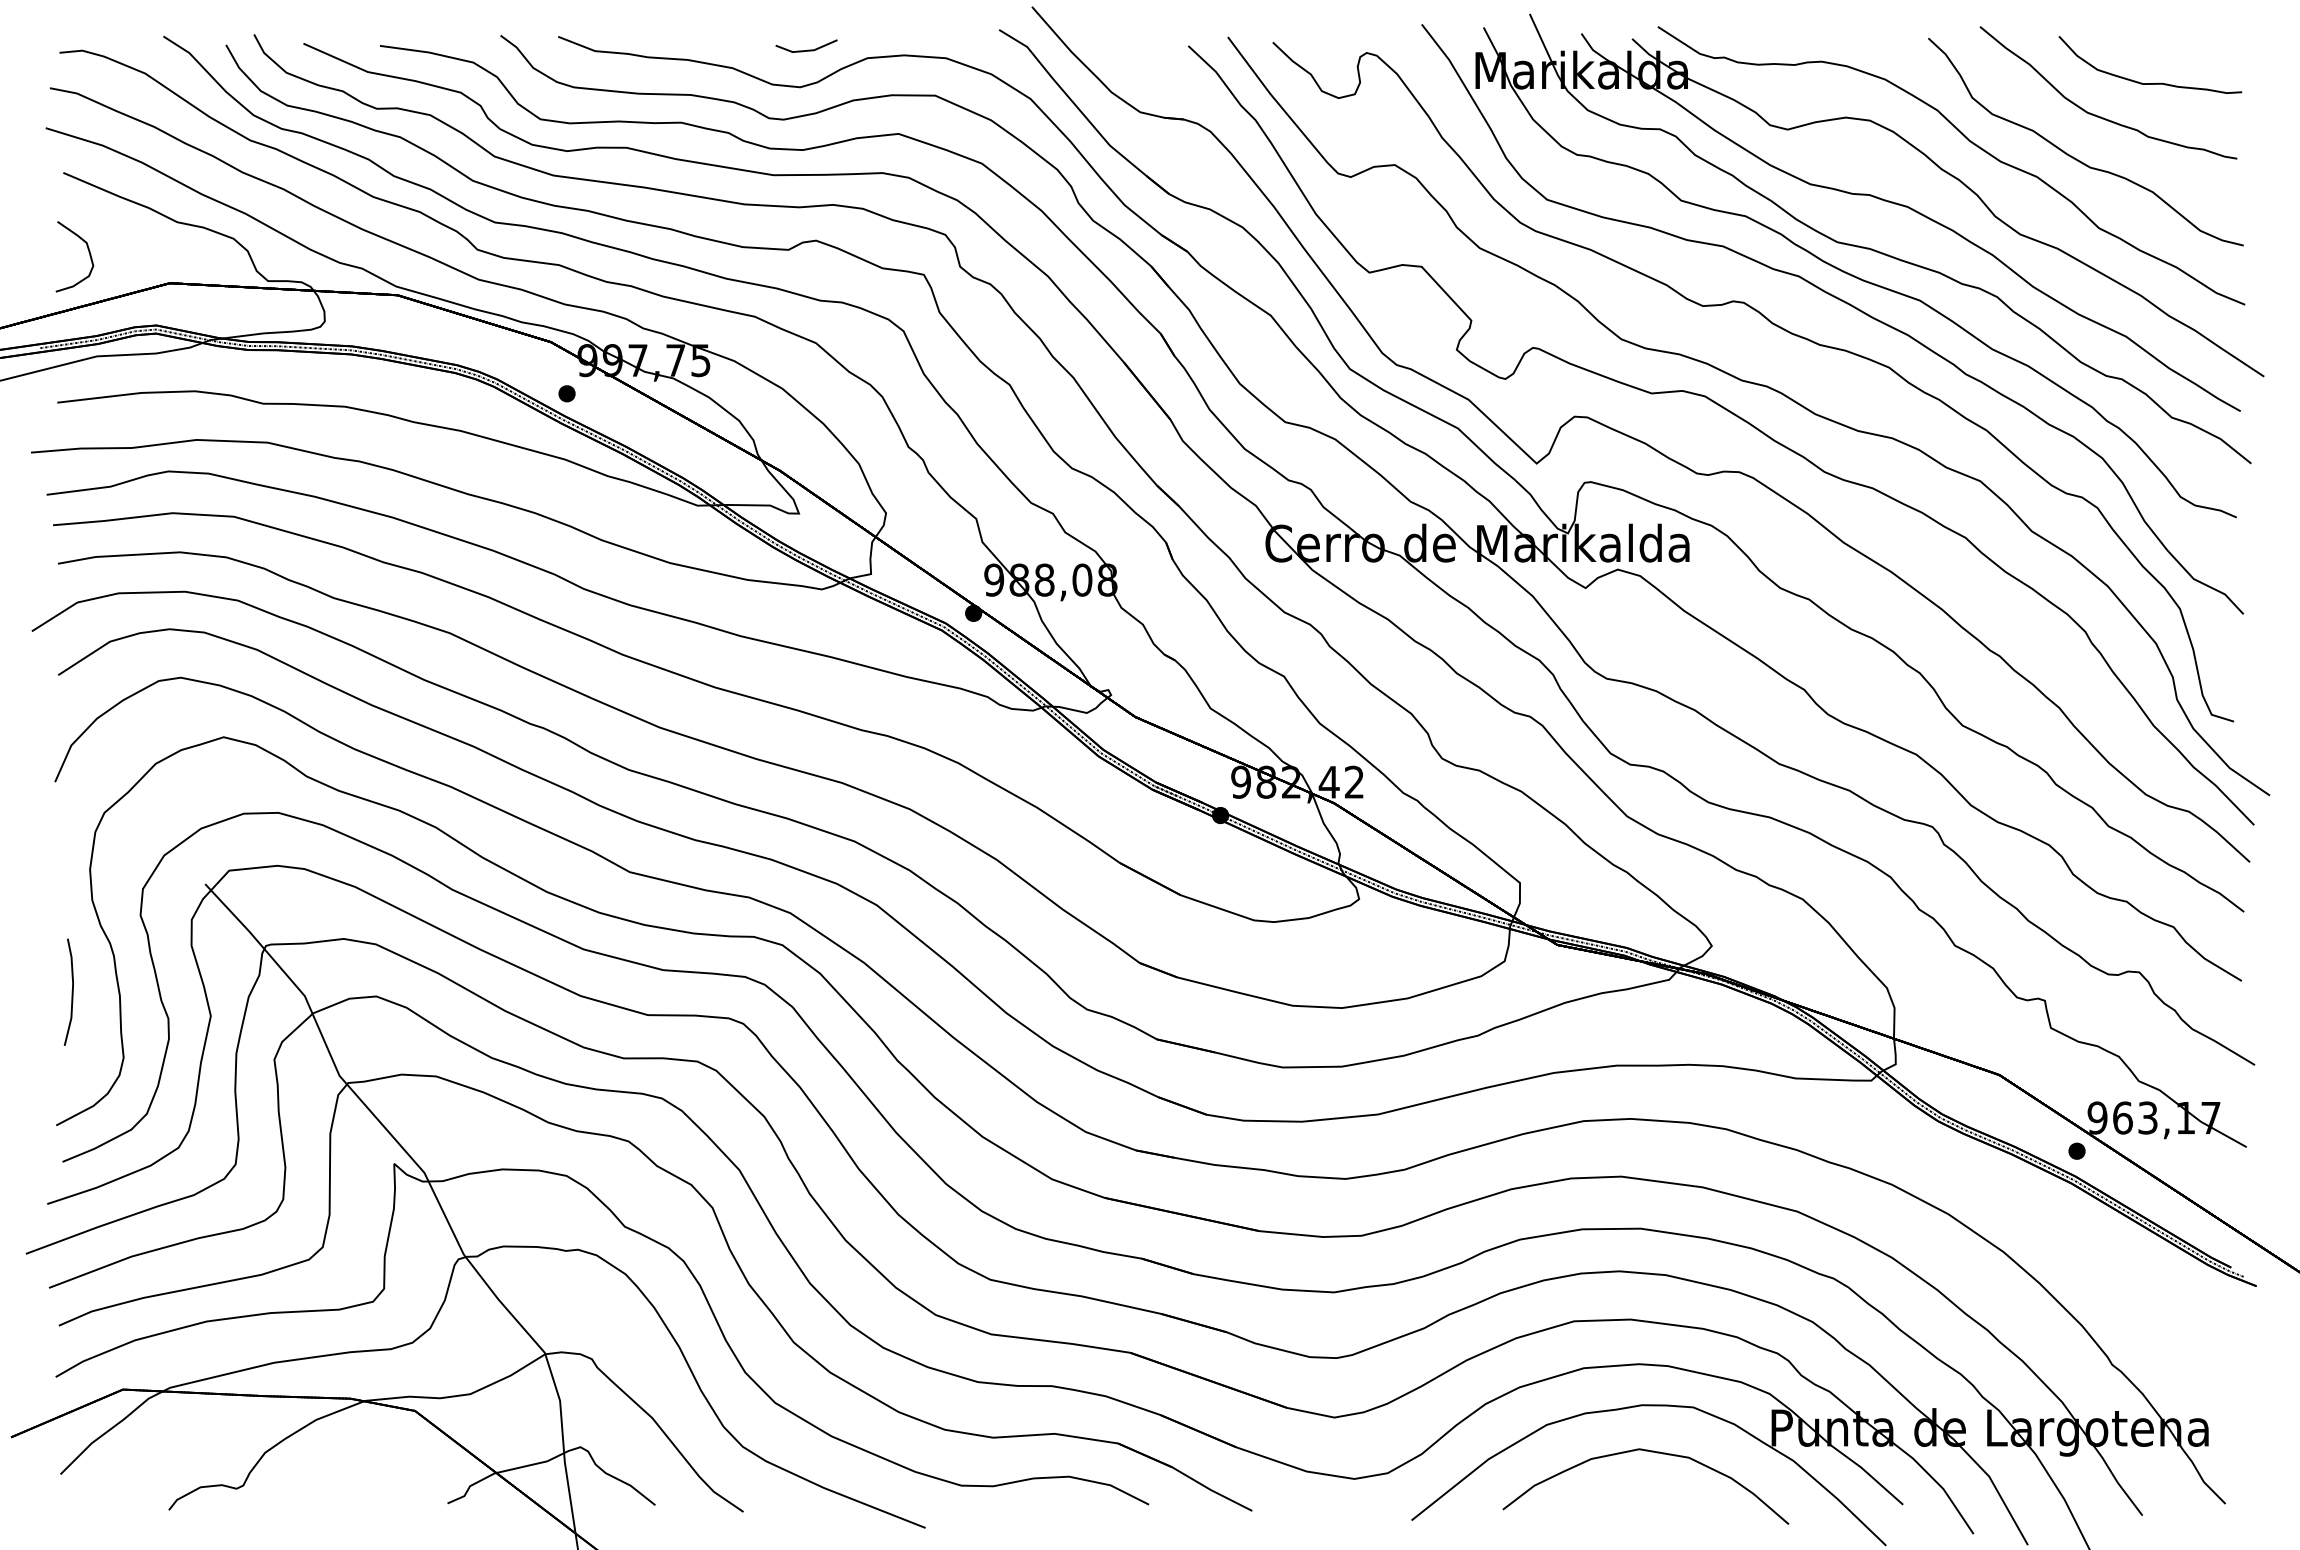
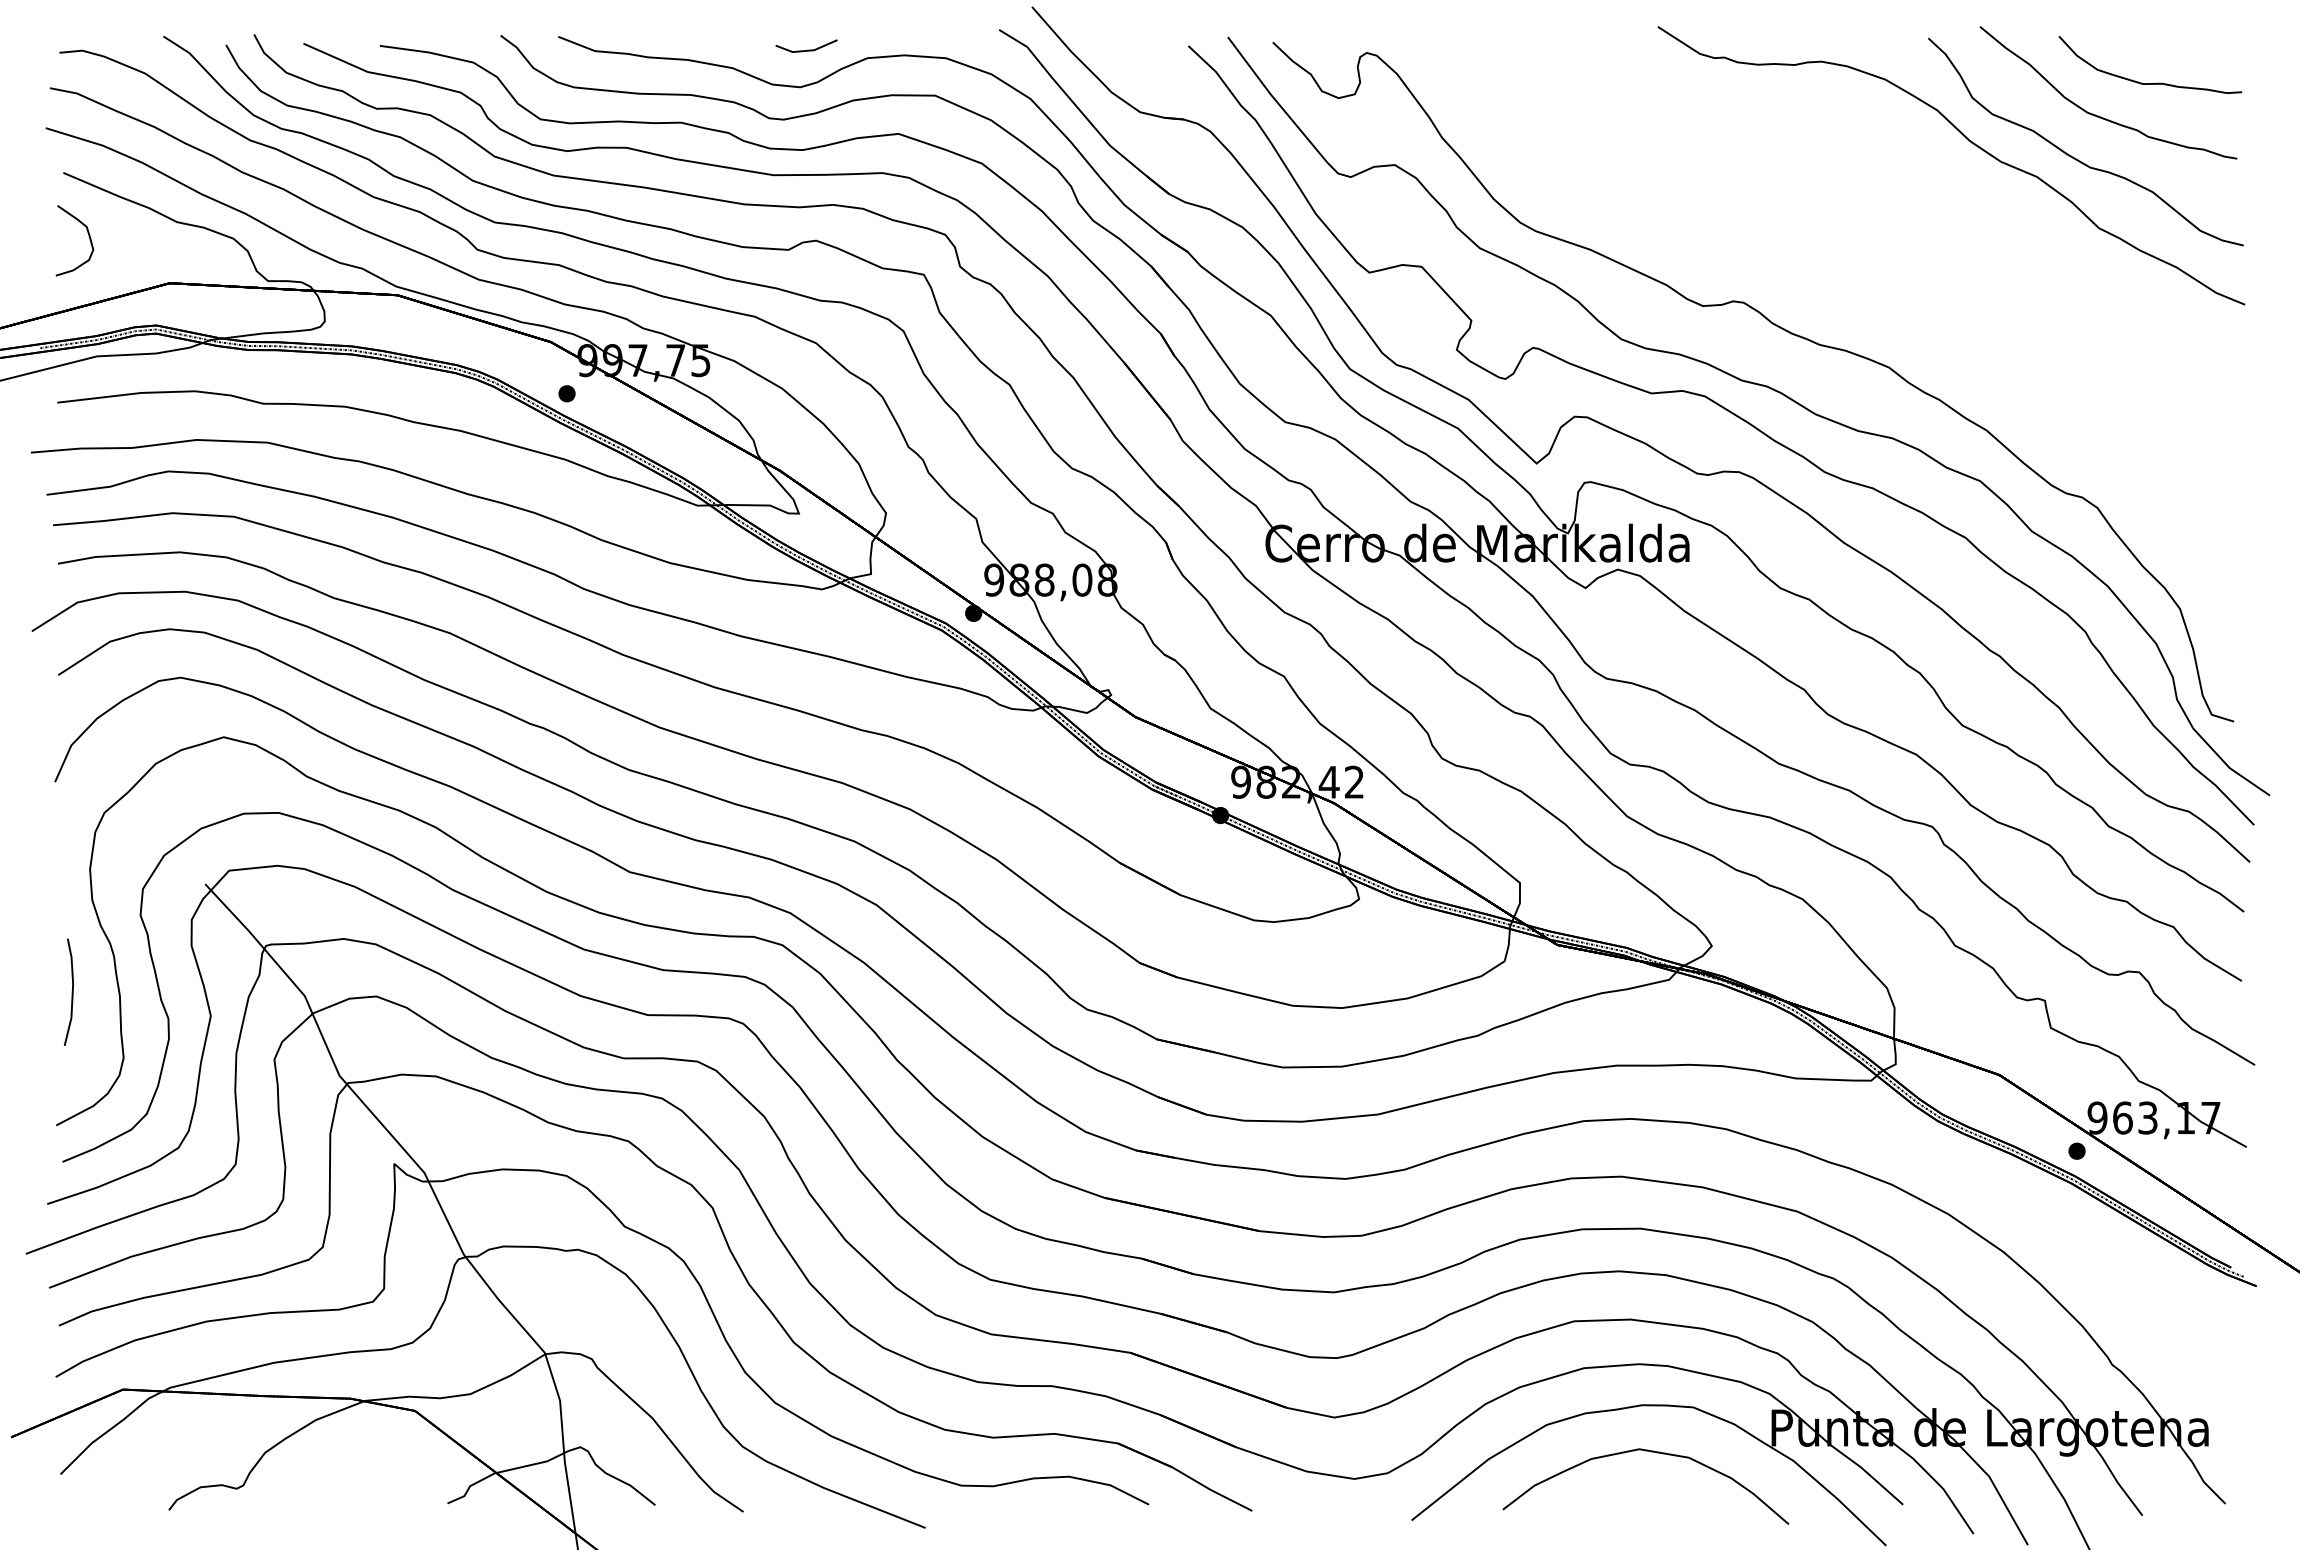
part position: (88, 252) -> (88, 236) (88, 236)
part: present -> none (1847, 304)
